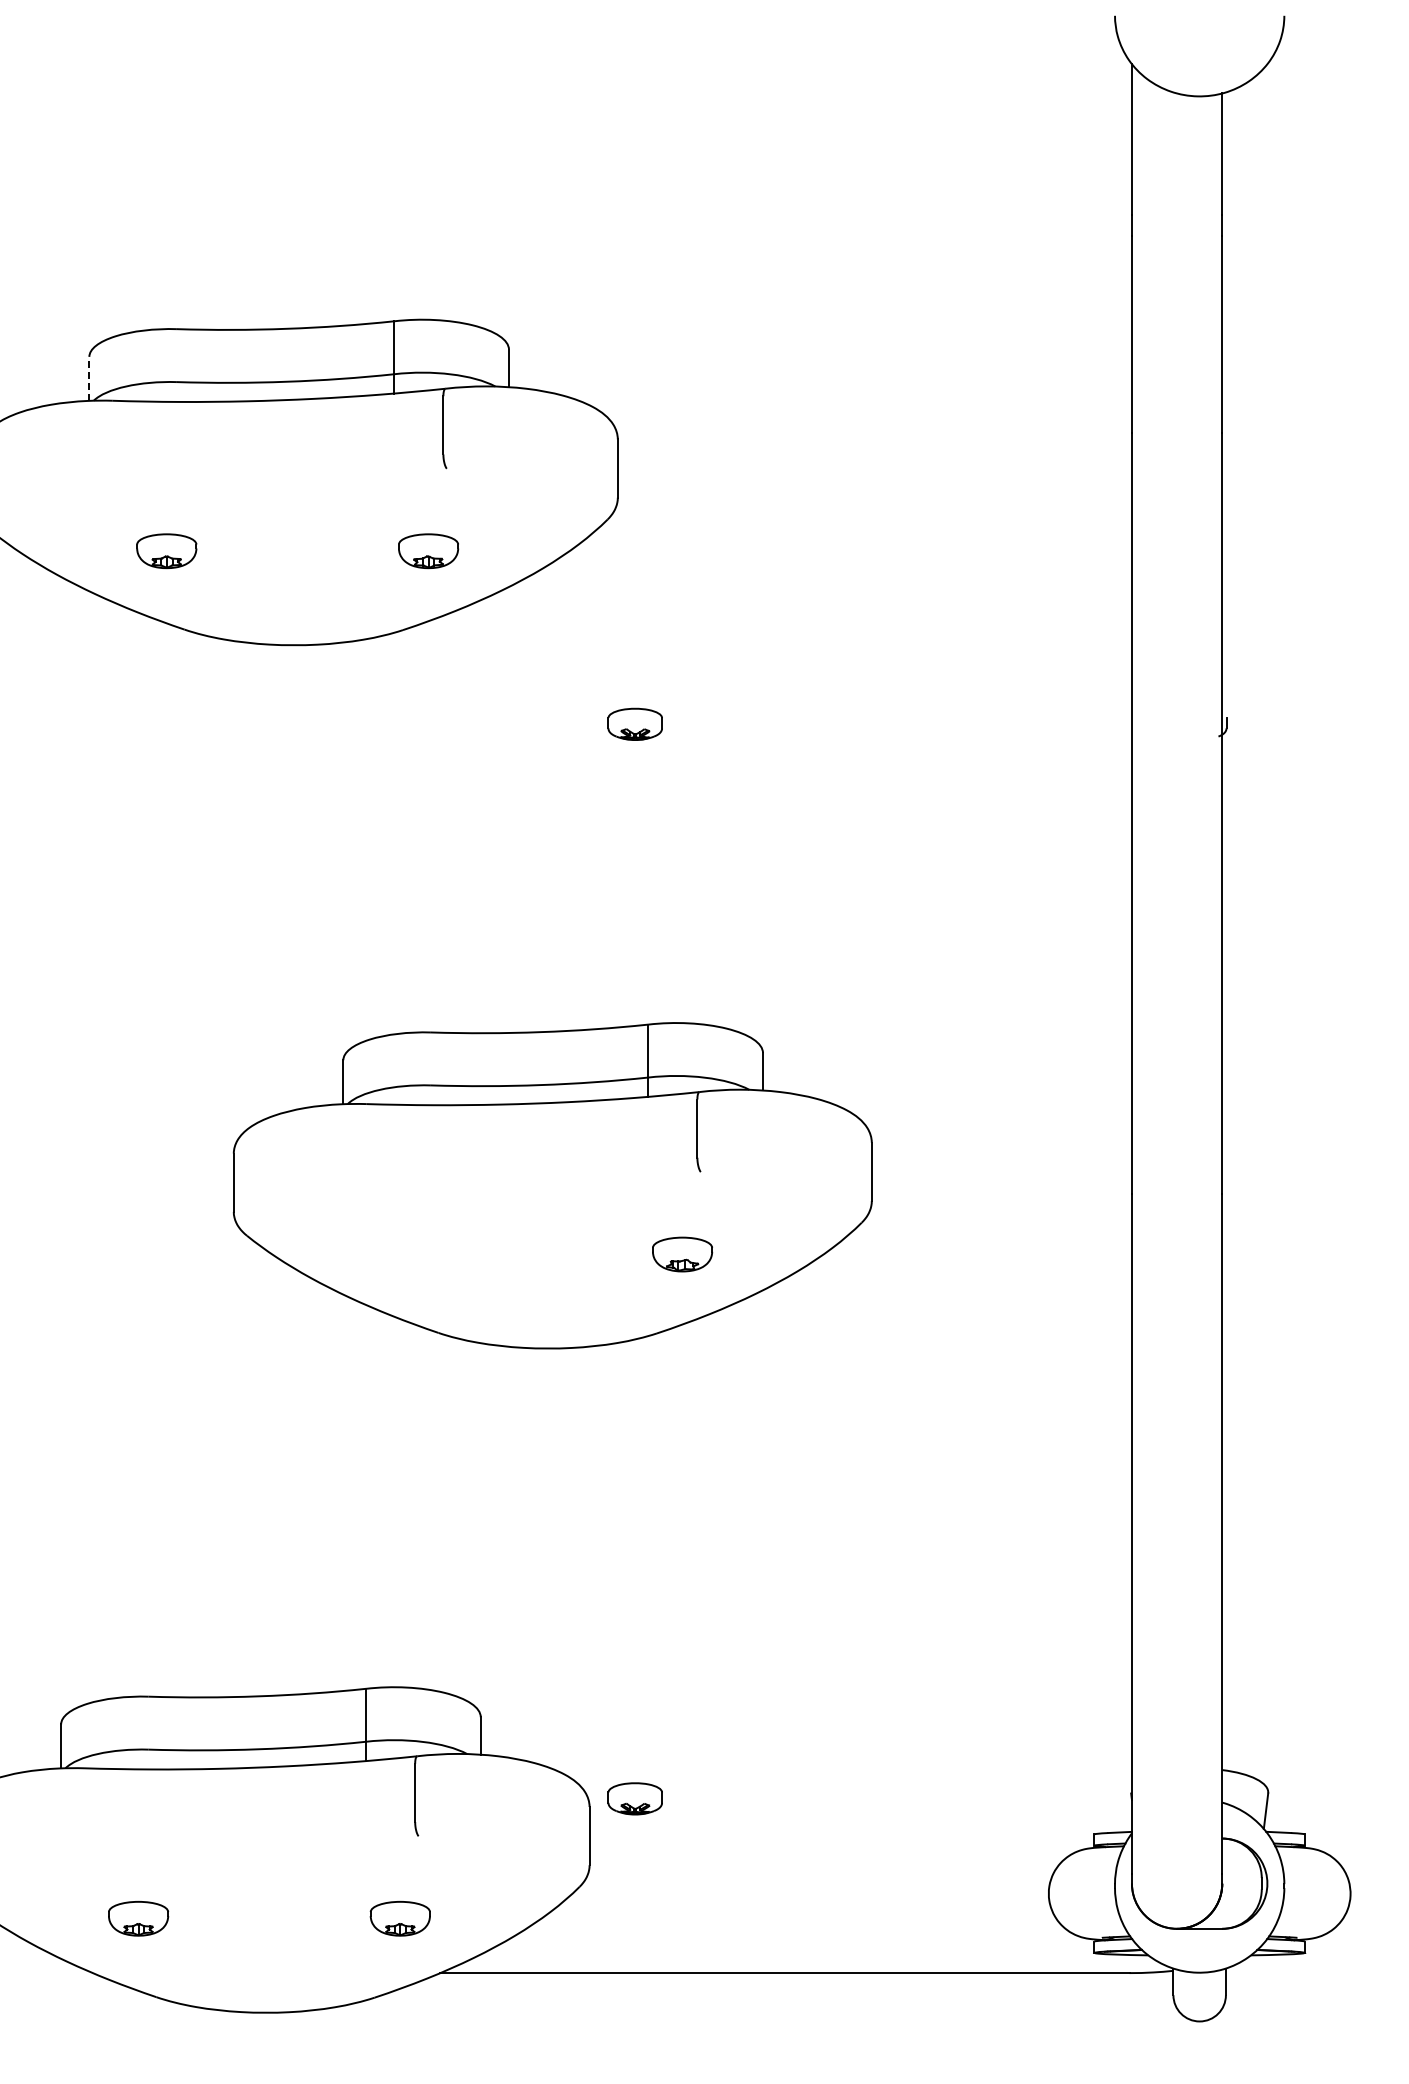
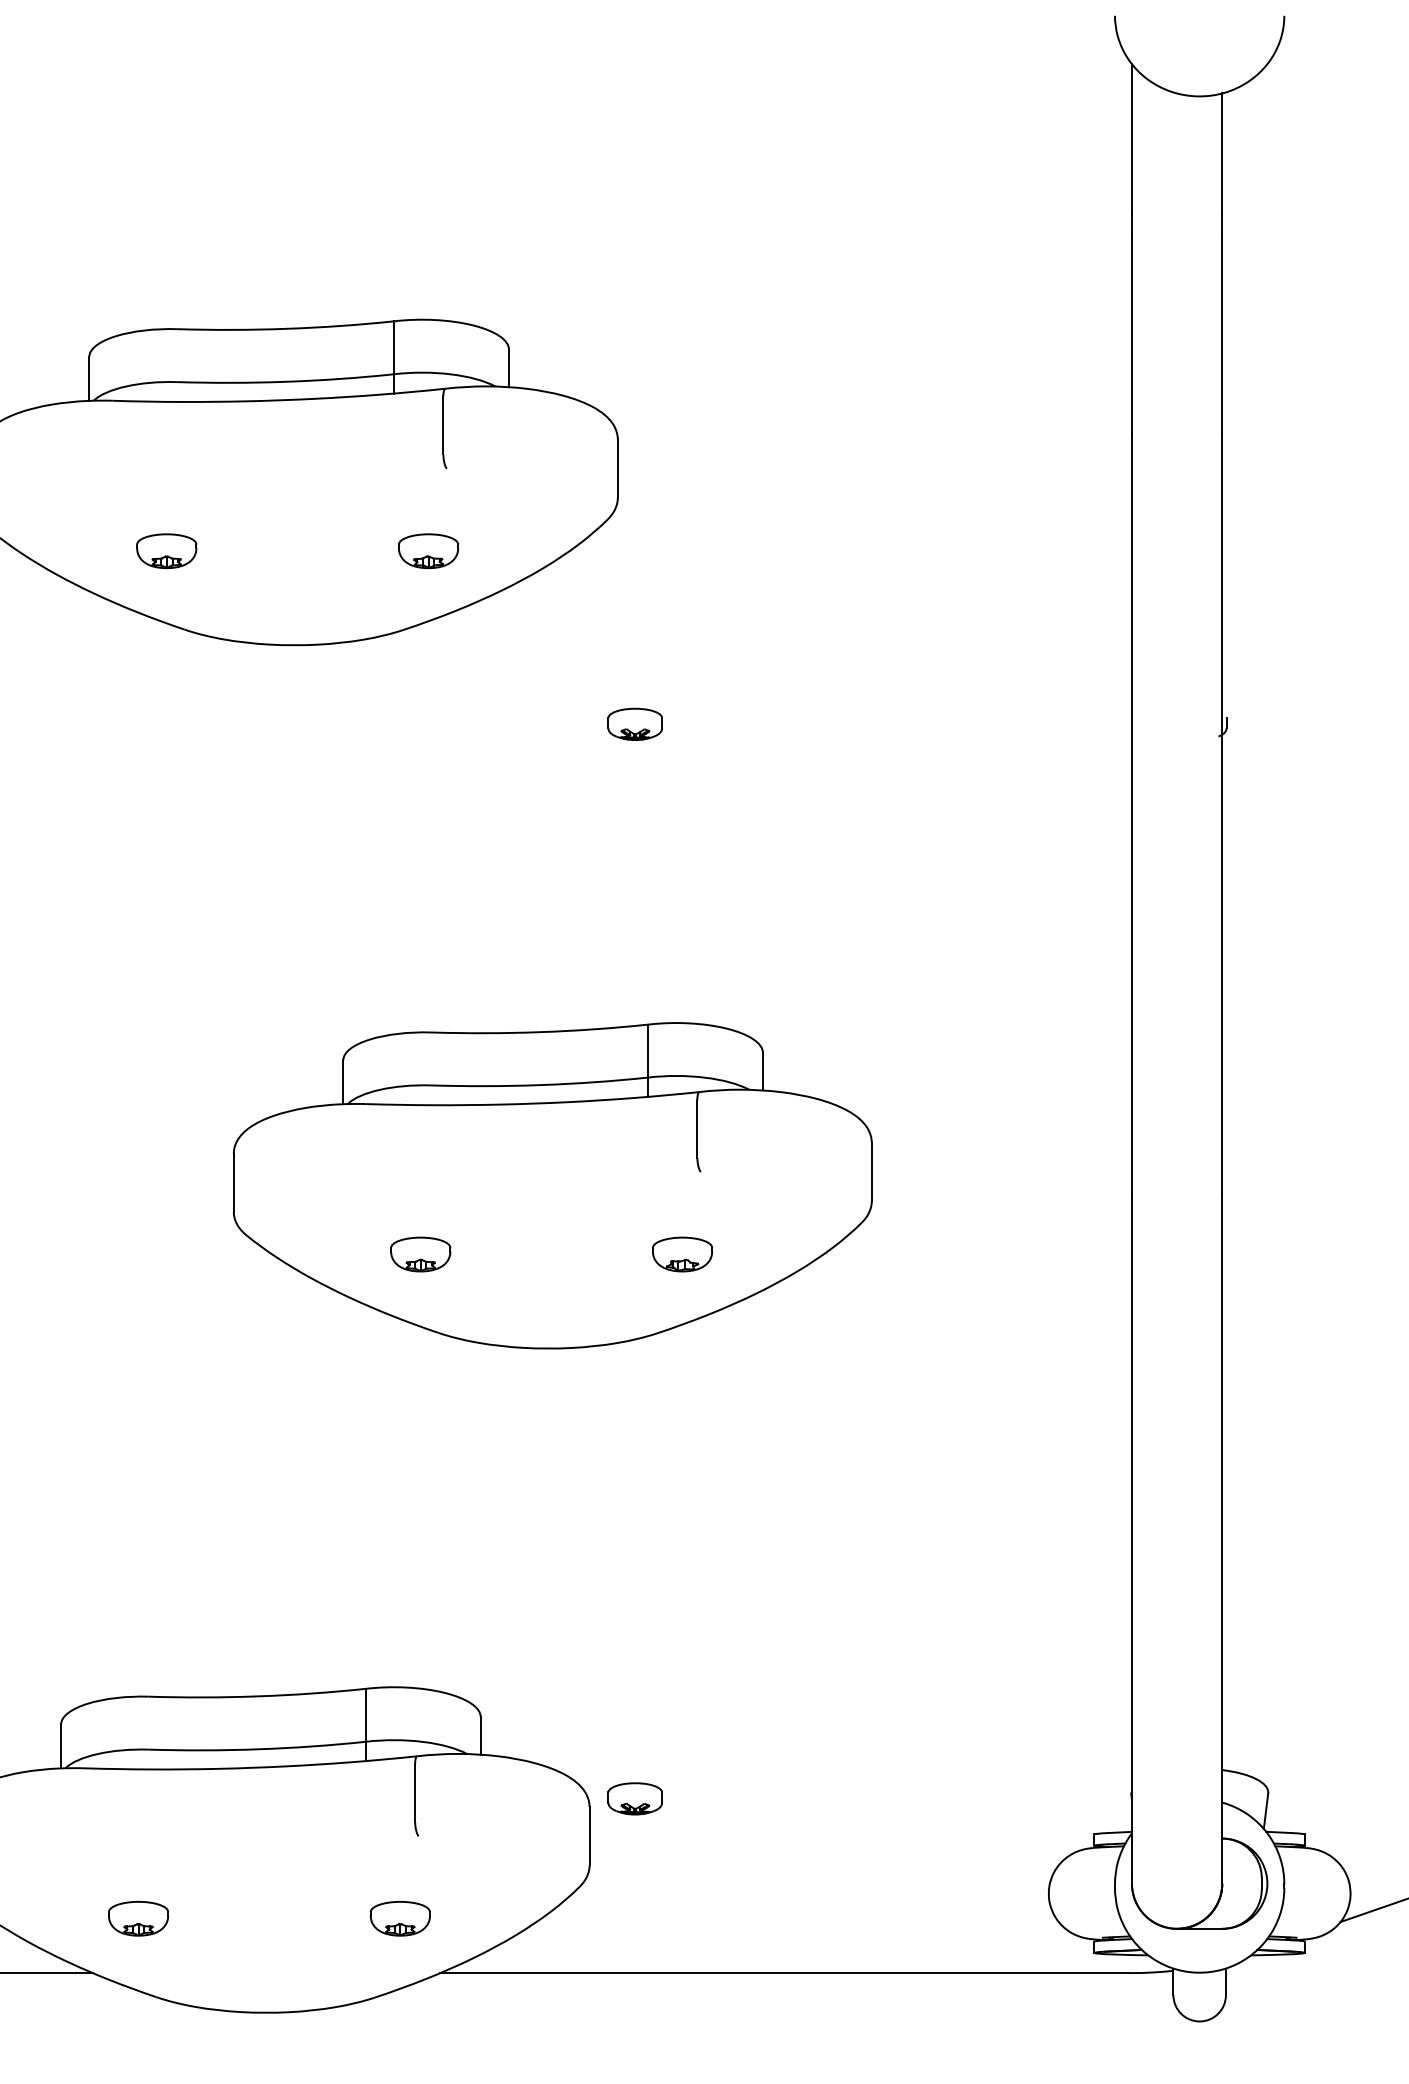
line: dashed -> solid (89, 378)
part: none -> present (420, 1254)
line: none -> present (1372, 1910)
line: none -> present (47, 1973)
